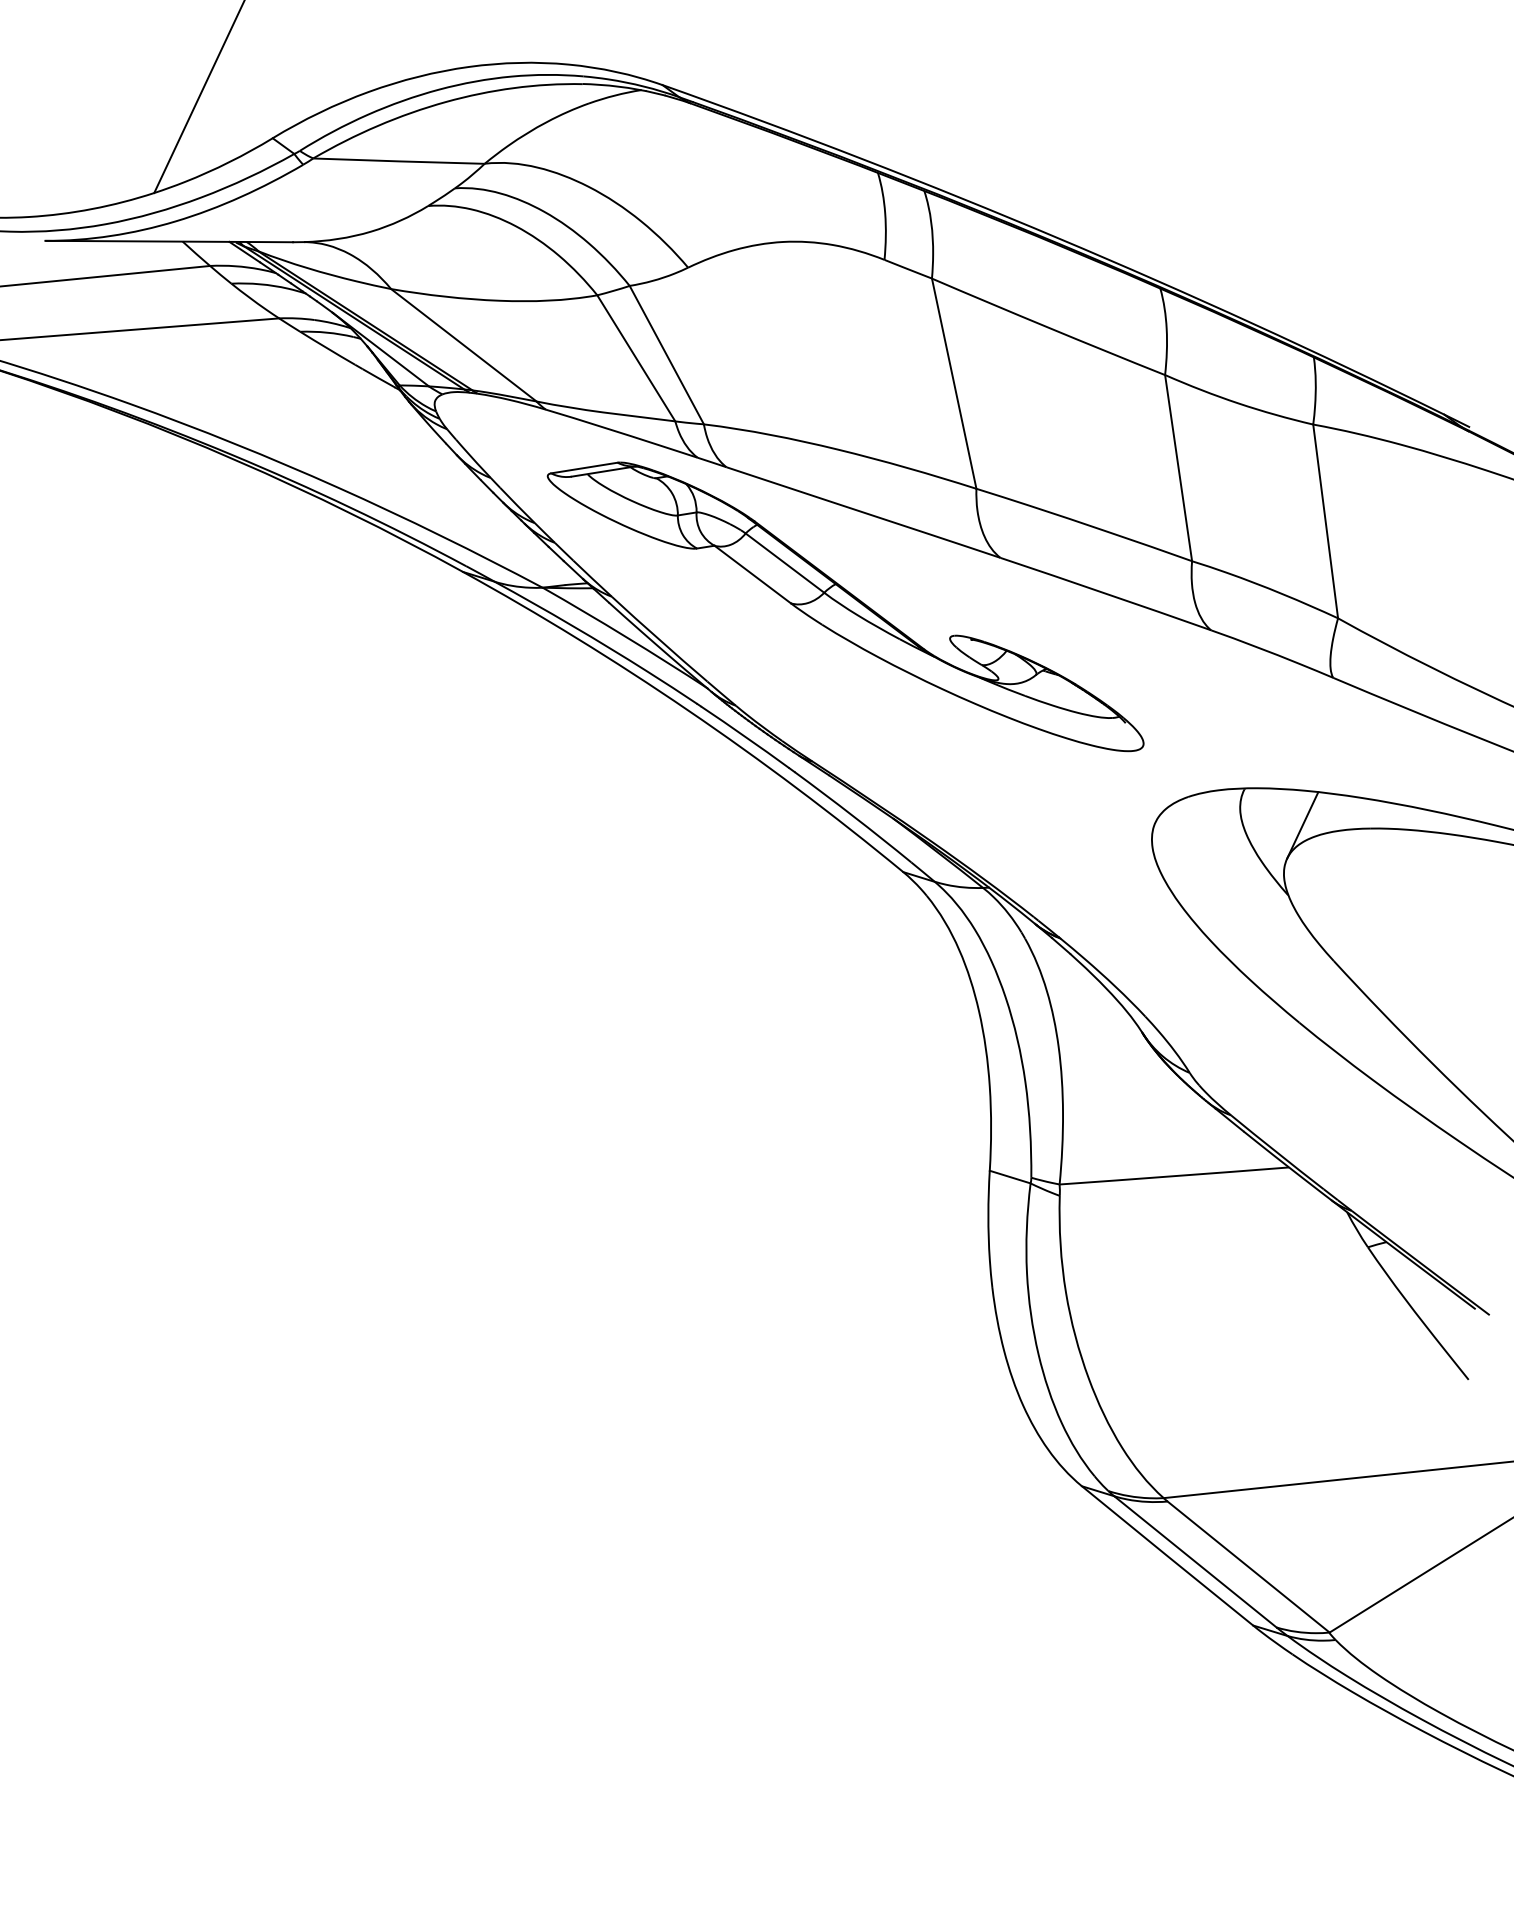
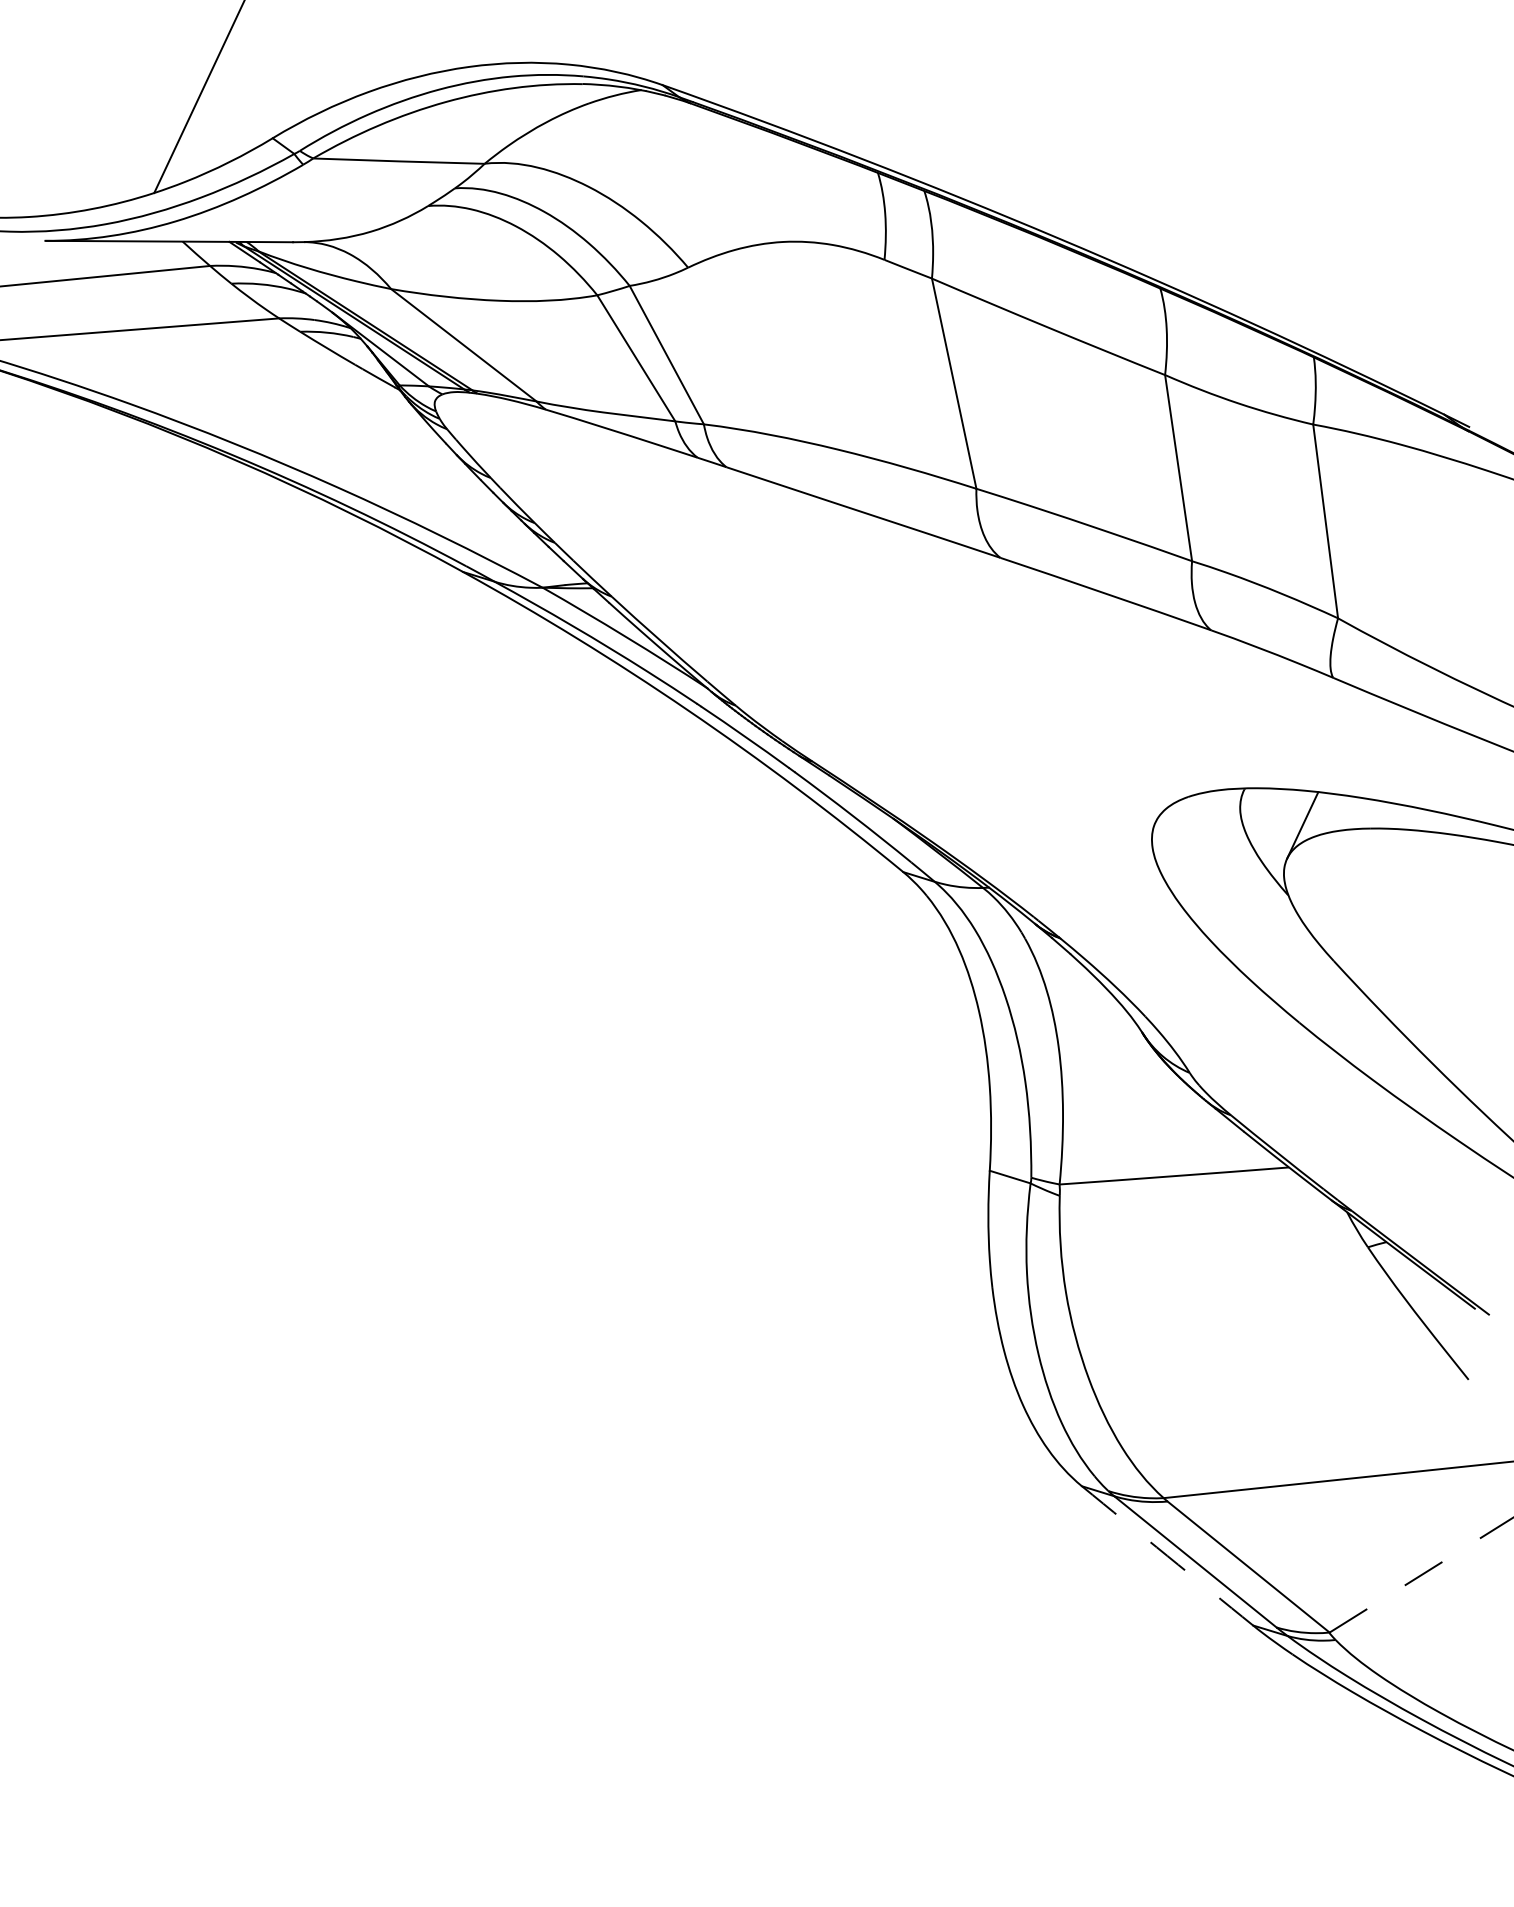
part: present -> none (845, 606)
arc: solid -> dashed (1167, 1555)
line: solid -> dashed (1421, 1574)
